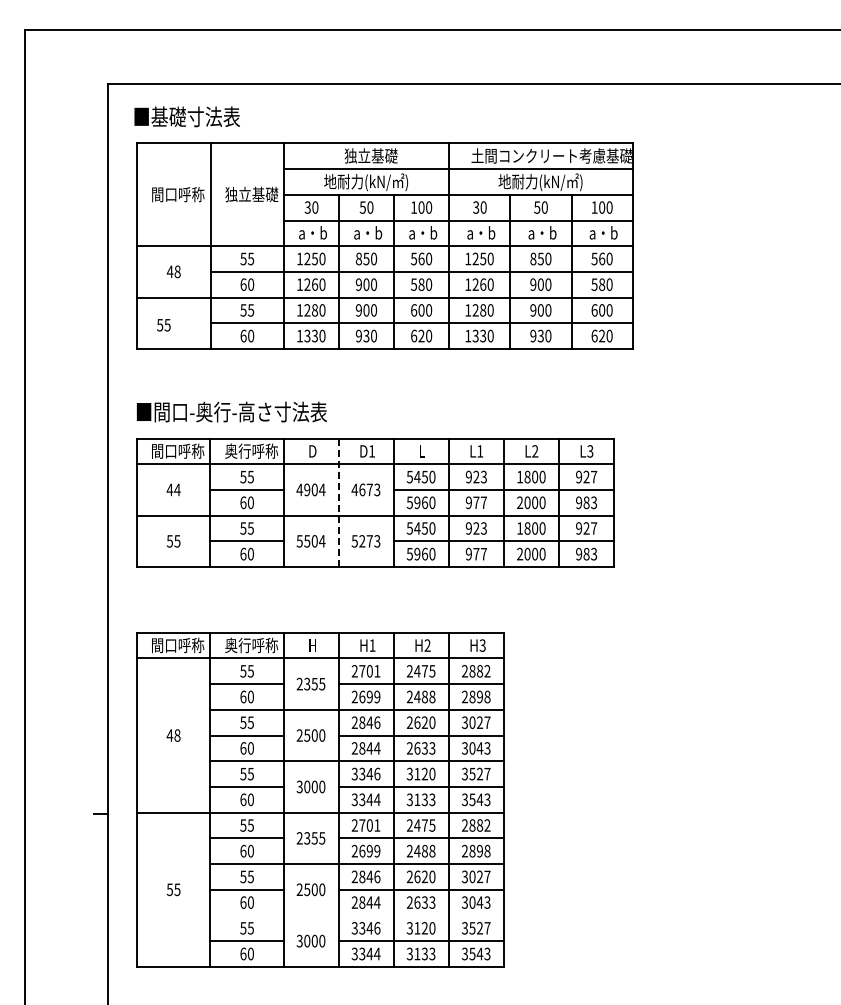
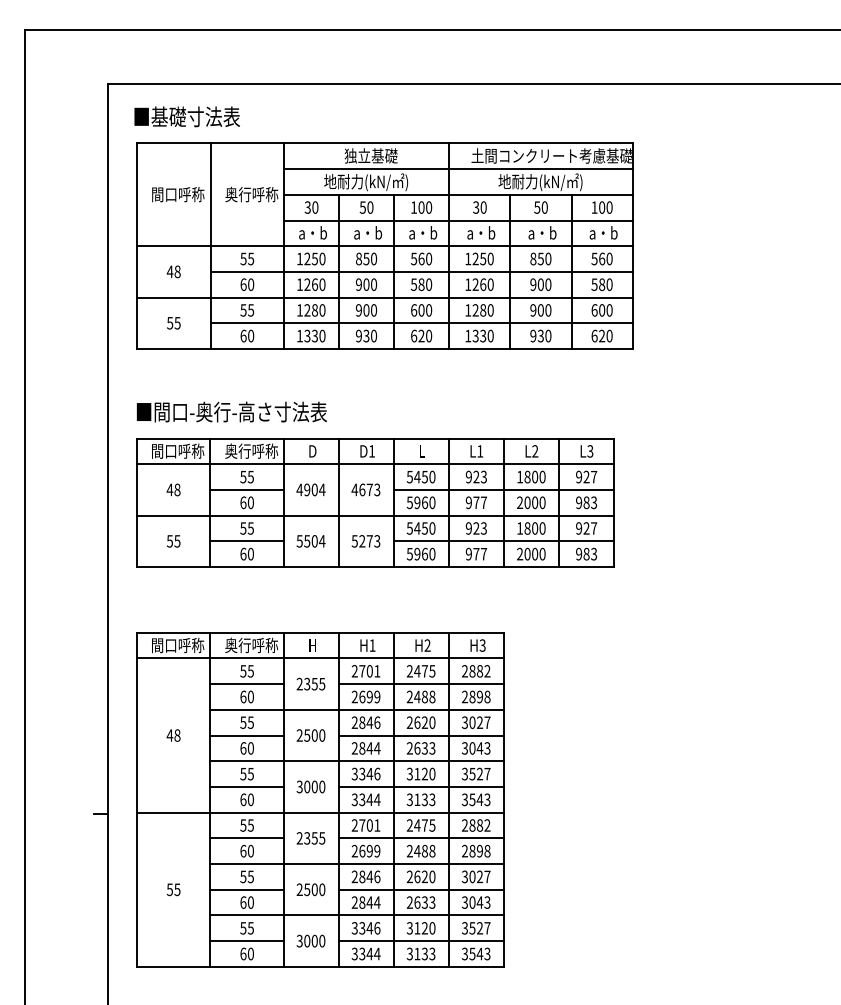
text: 独立基礎 -> 奥行呼称 (251, 194)
text position: (163, 325) -> (173, 323) (173, 323)
text: 44 -> 48 (177, 489)
line: dashed -> solid (338, 503)
line: none -> present (357, 915)
